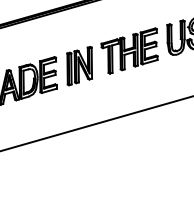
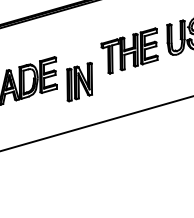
part position: (79, 66) -> (79, 82) (79, 82)
